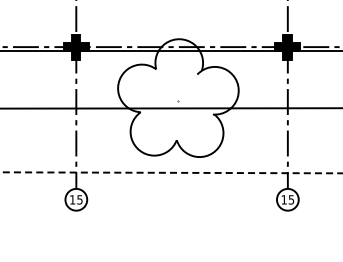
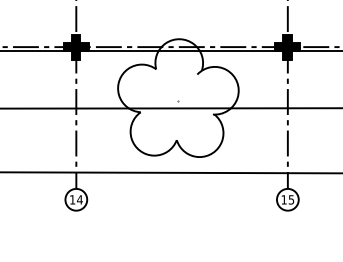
line: dashed -> solid (171, 172)
text: 15 -> 14 (79, 199)
